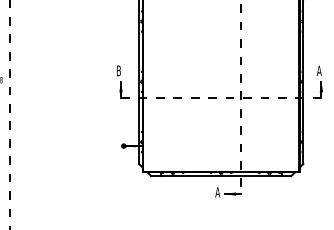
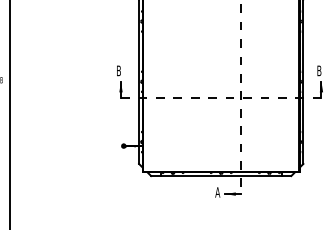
text: A -> B (318, 70)
line: dashed -> solid (10, 115)
